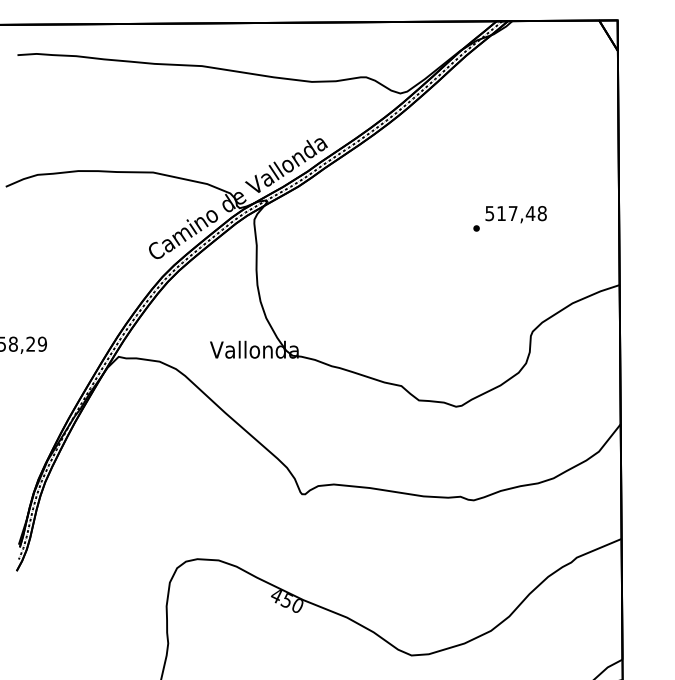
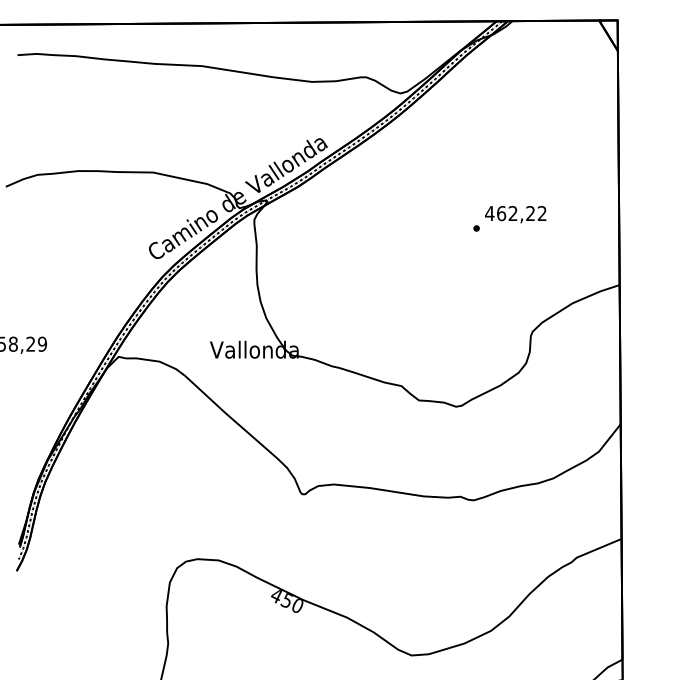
text: 517,48 -> 462,22 (515, 213)
